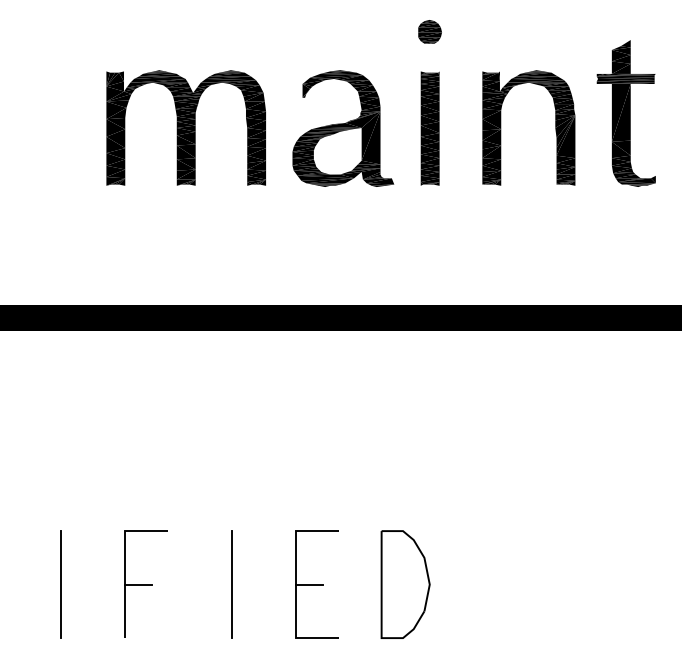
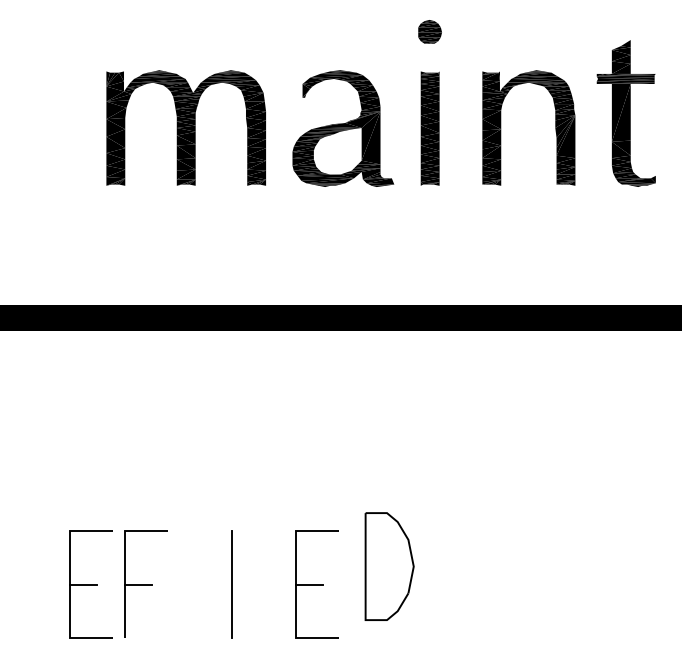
line: present -> none (60, 584)
part: none -> present (90, 584)
part position: (405, 584) -> (389, 566) (389, 566)
